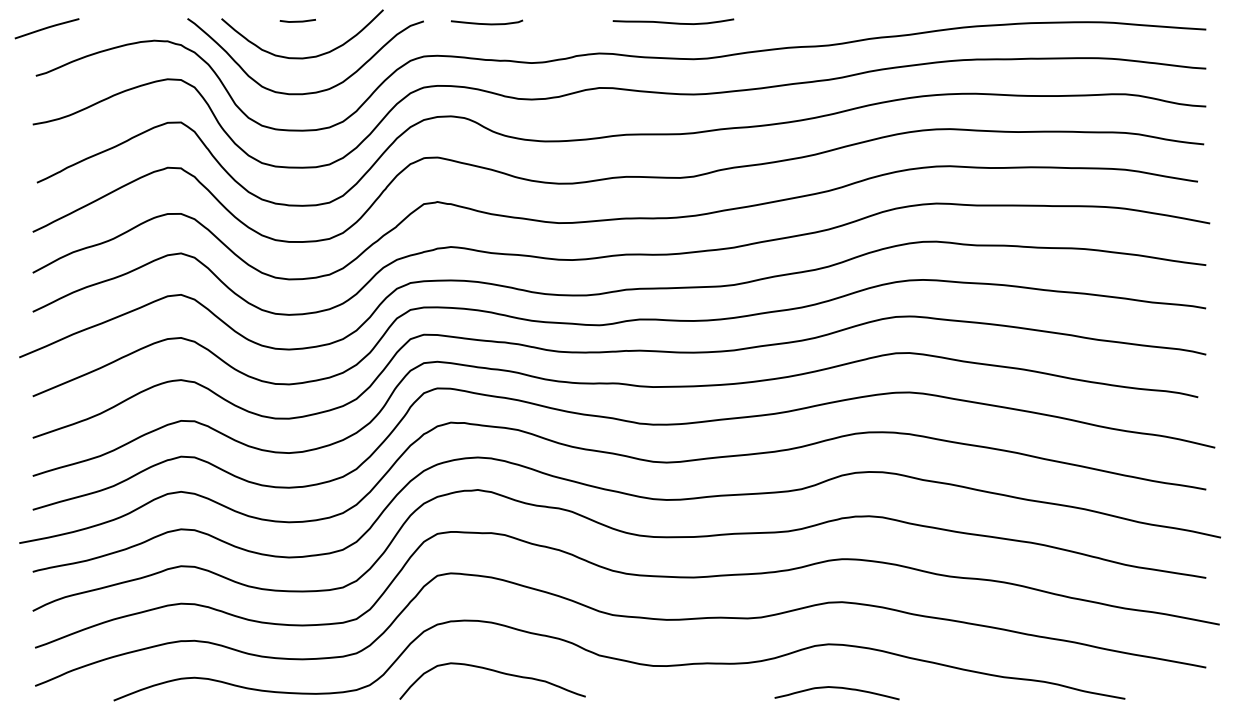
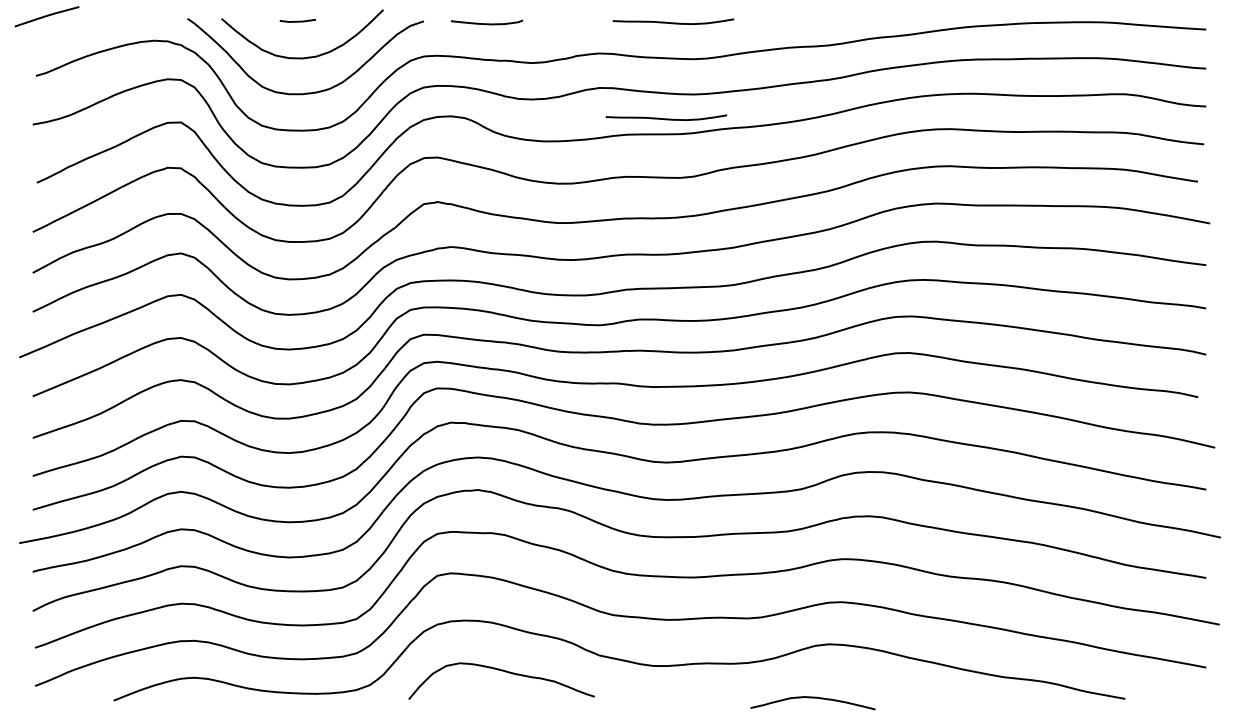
line position: (46, 28) -> (46, 16) (46, 16)
curve: none -> present (666, 118)
curve position: (496, 672) -> (505, 672) (505, 672)
curve position: (836, 688) -> (812, 698) (812, 698)
